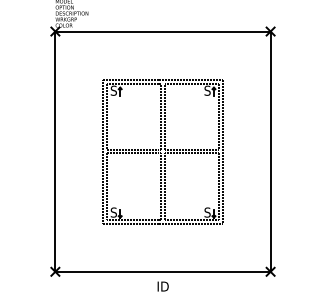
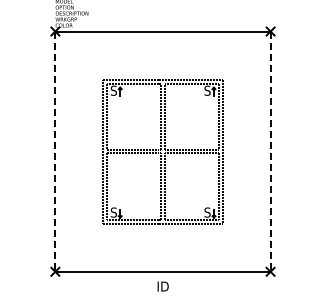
line: solid -> dashed (55, 152)
line: solid -> dashed (270, 152)
